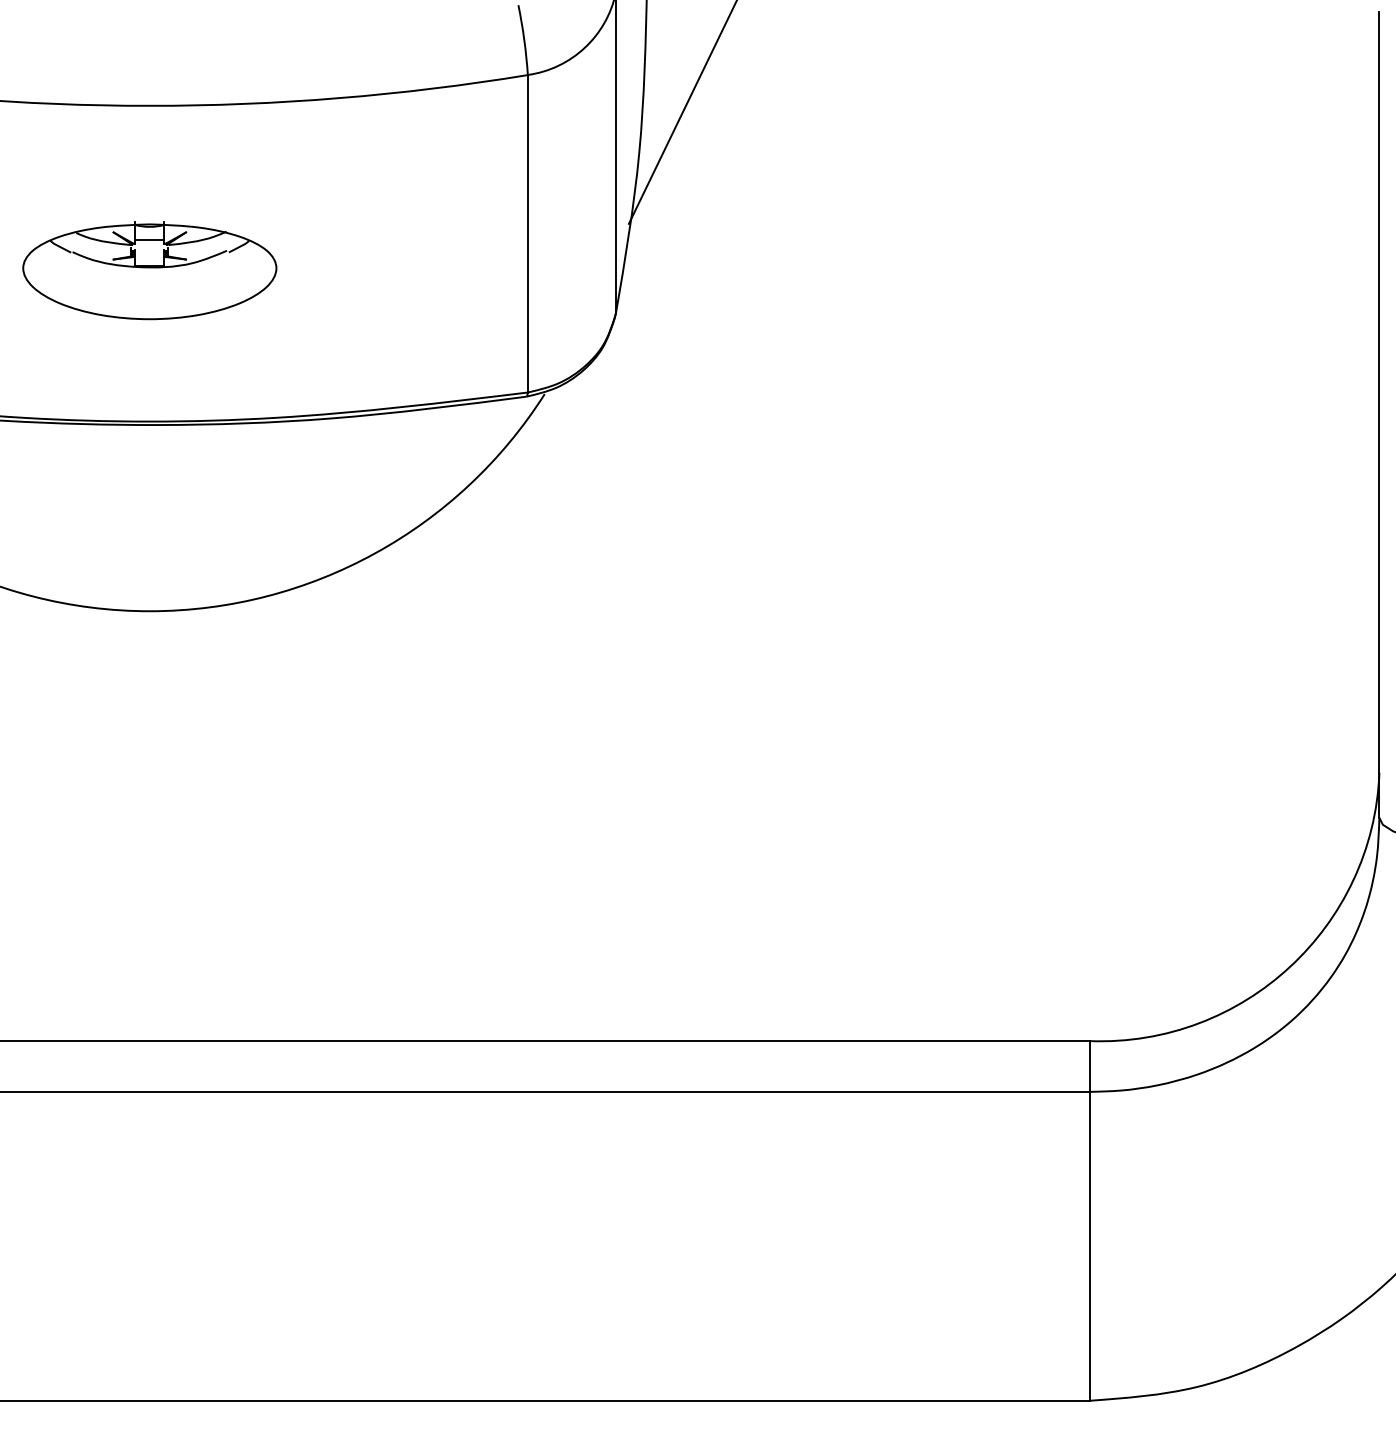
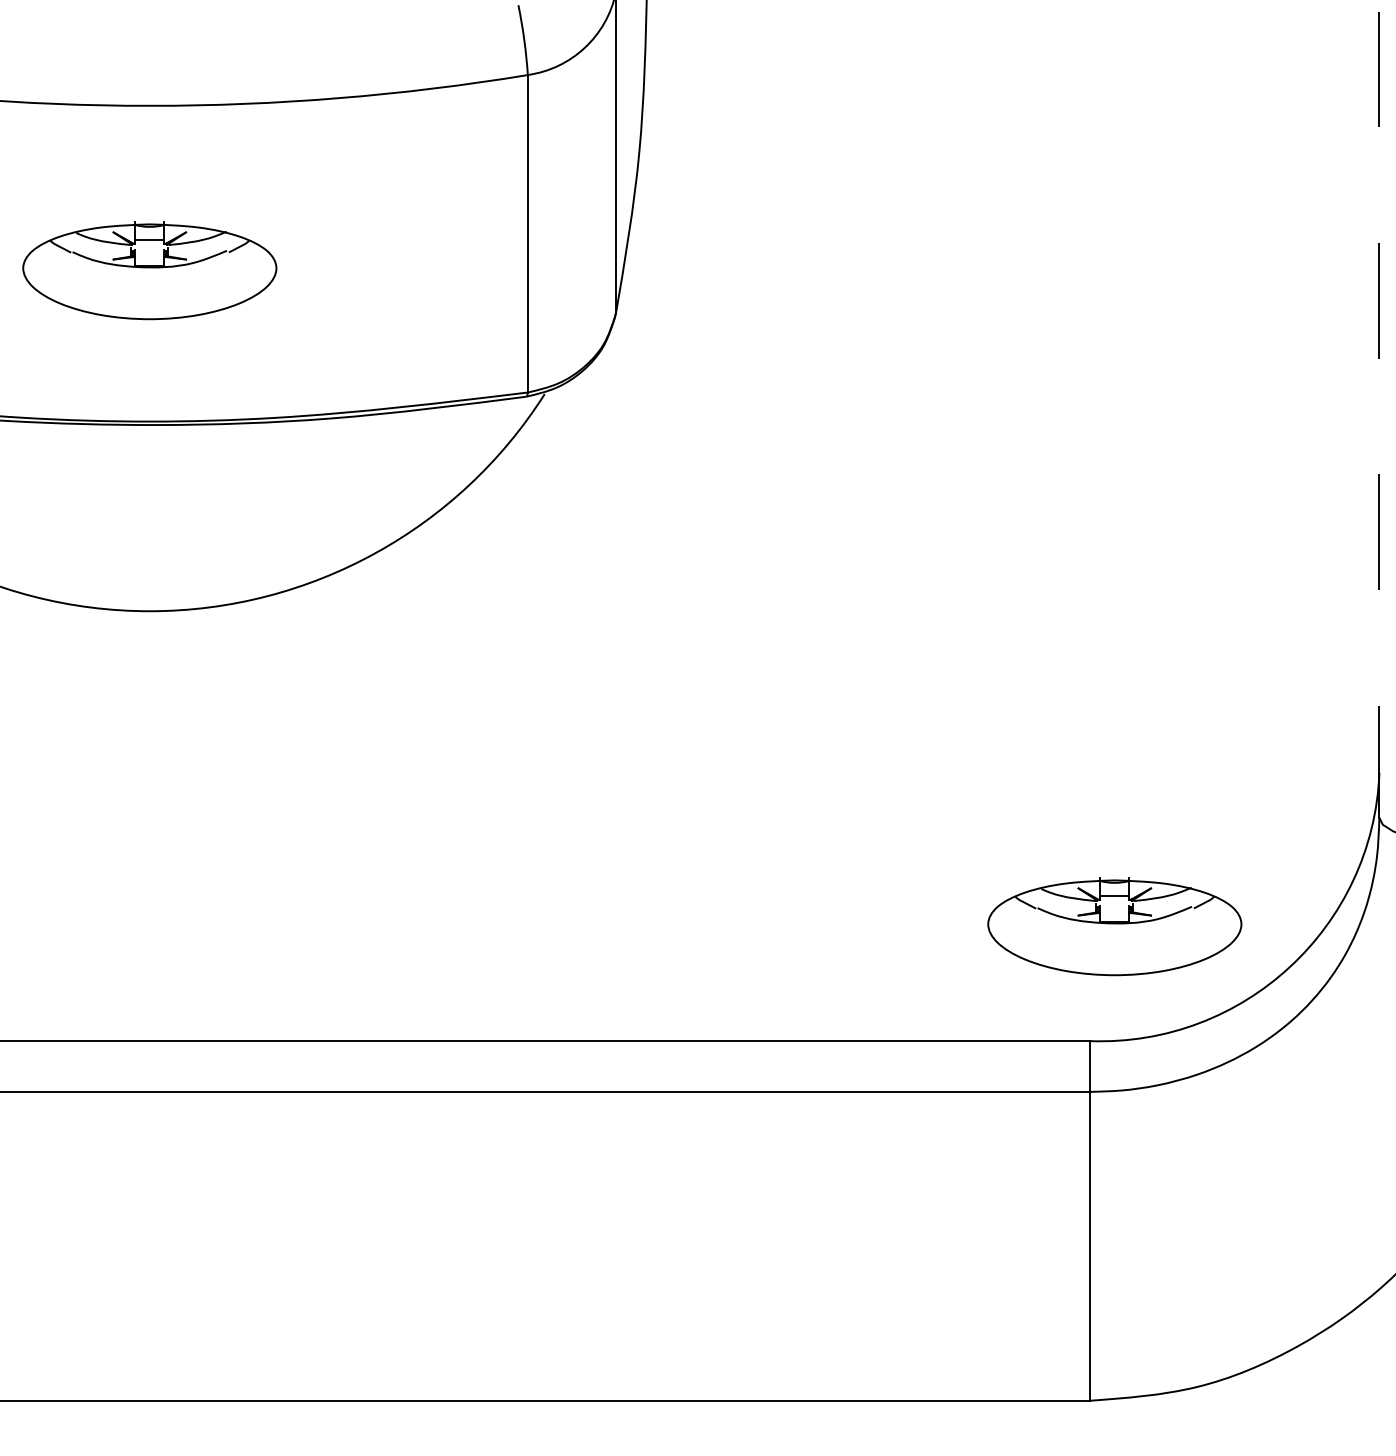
line: present -> none (682, 112)
line: solid -> dashed (1379, 392)
part: none -> present (1114, 926)
